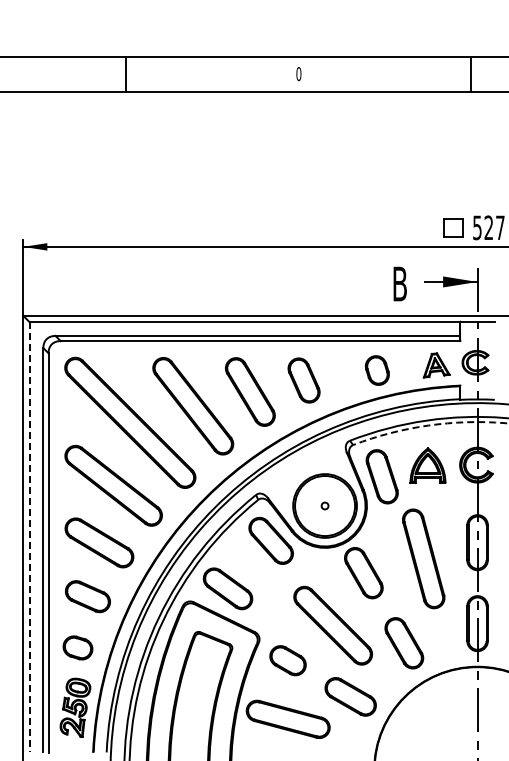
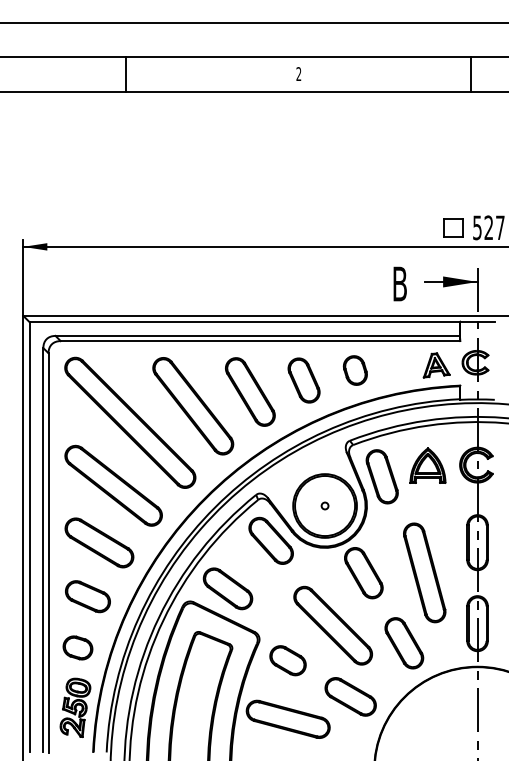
line: none -> present (253, 22)
text: 0 -> 2 (298, 74)
part position: (376, 370) -> (354, 370) (354, 370)
arc: dashed -> solid (430, 425)
line: dashed -> solid (29, 537)
part position: (423, 558) -> (424, 572) (424, 572)
